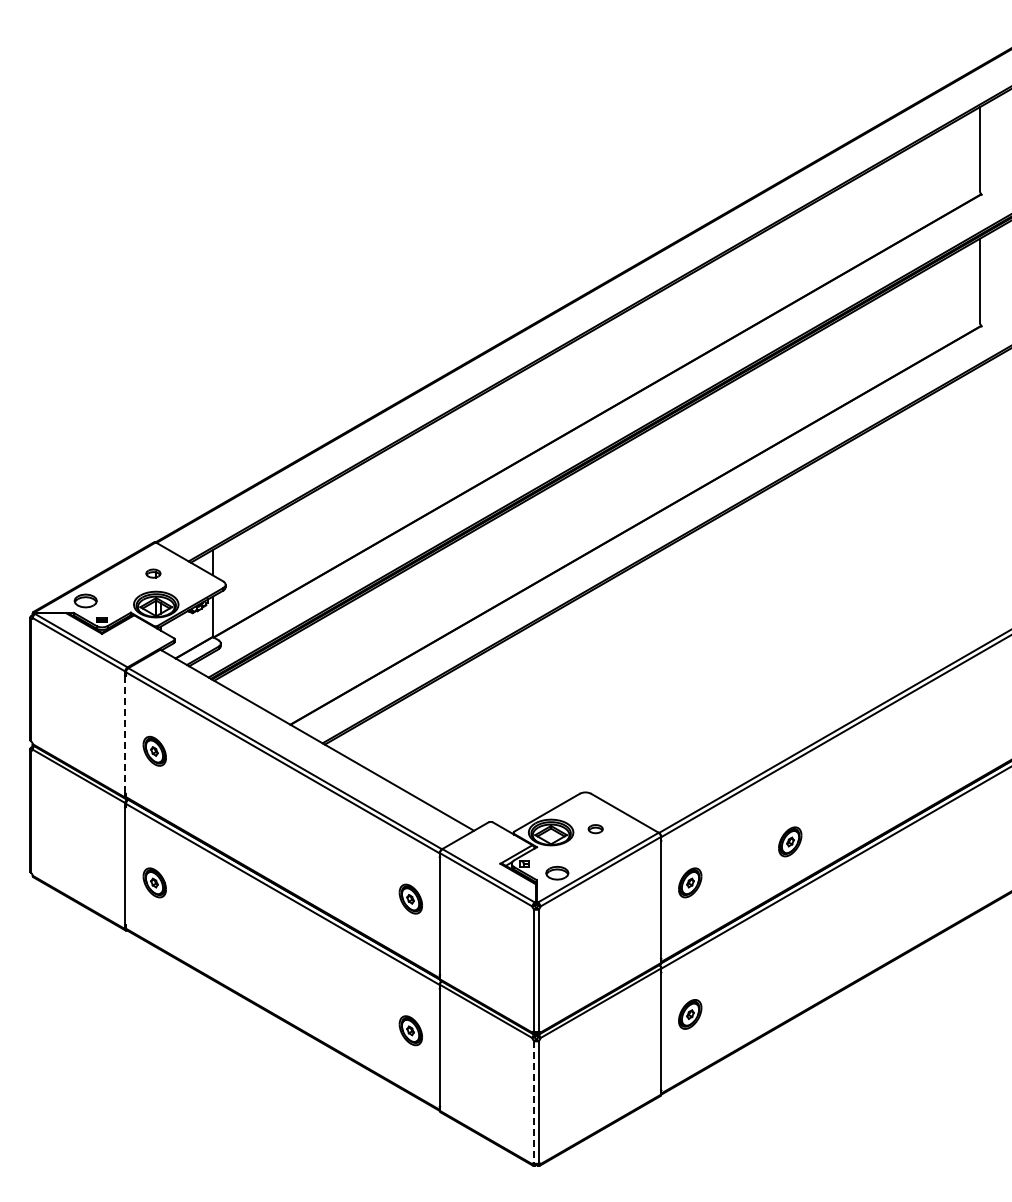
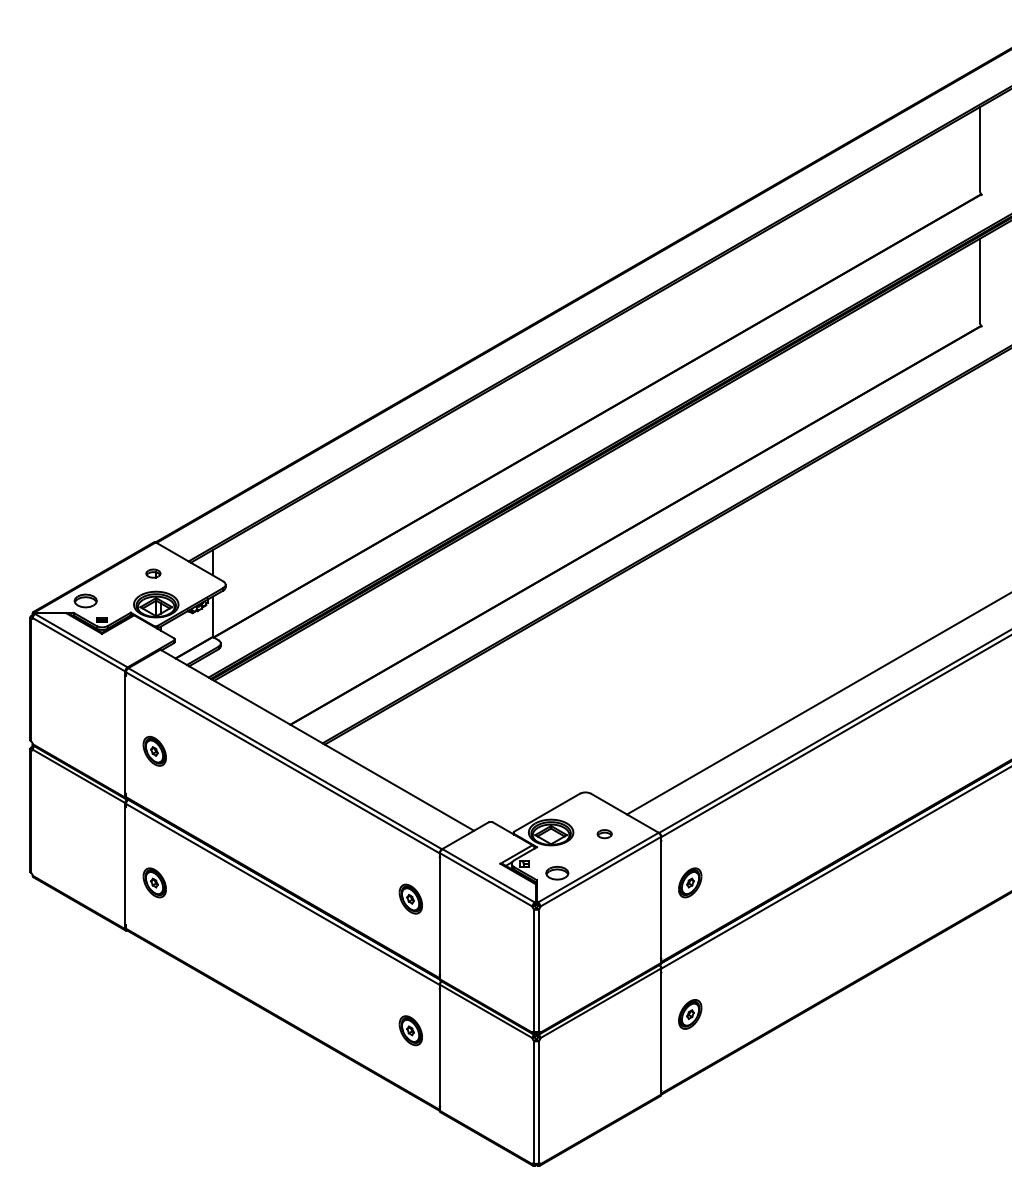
line: none -> present (817, 704)
line: dashed -> solid (125, 734)
part position: (595, 829) -> (604, 834) (604, 834)
part: present -> none (790, 841)
line: dashed -> solid (534, 1102)
